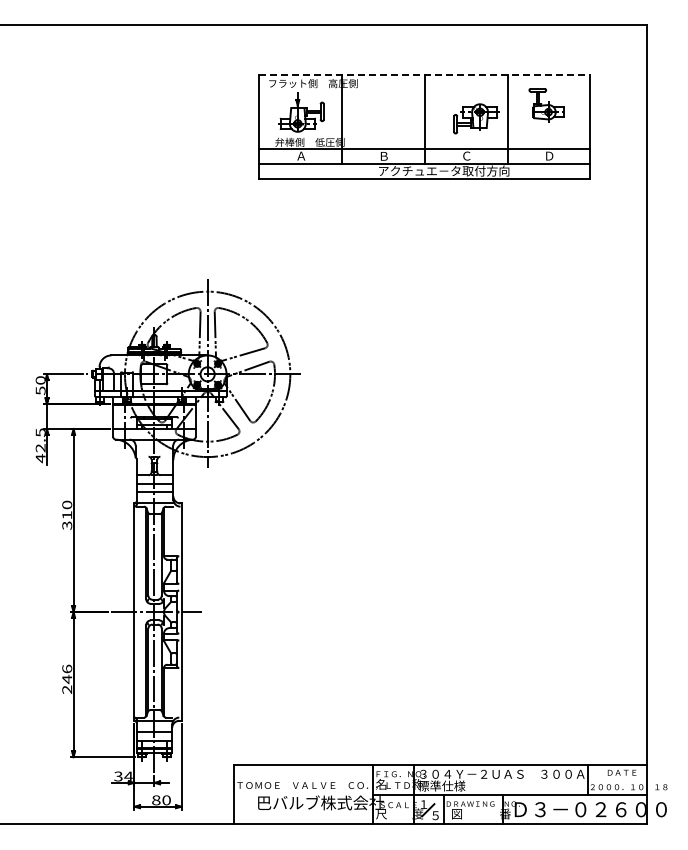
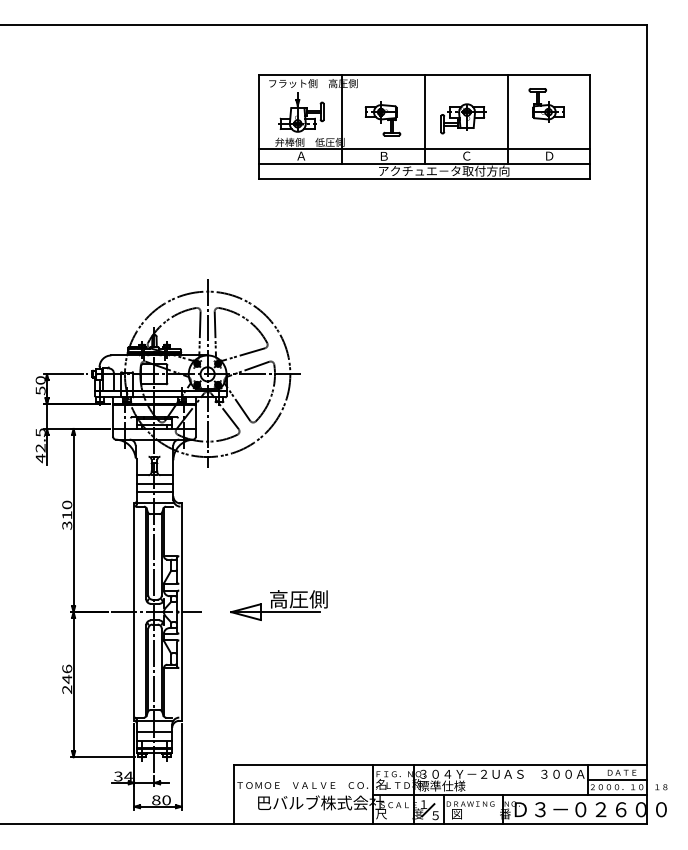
line: dashed -> solid (425, 75)
part: none -> present (382, 118)
part position: (476, 118) -> (463, 118) (463, 118)
part: none -> present (278, 605)
line: none -> present (617, 780)
